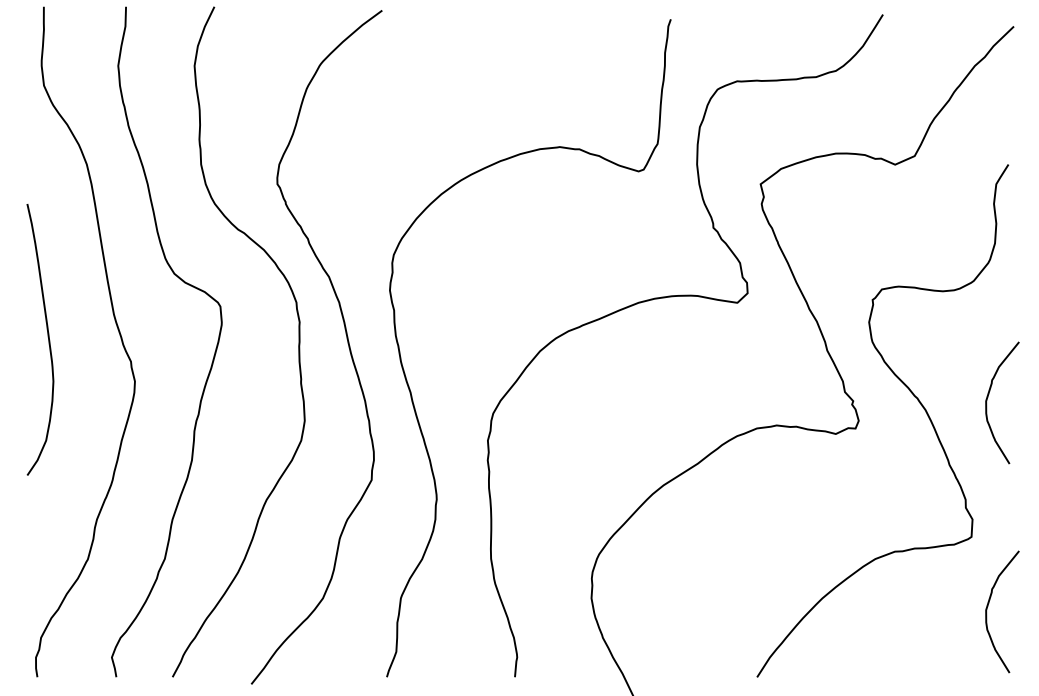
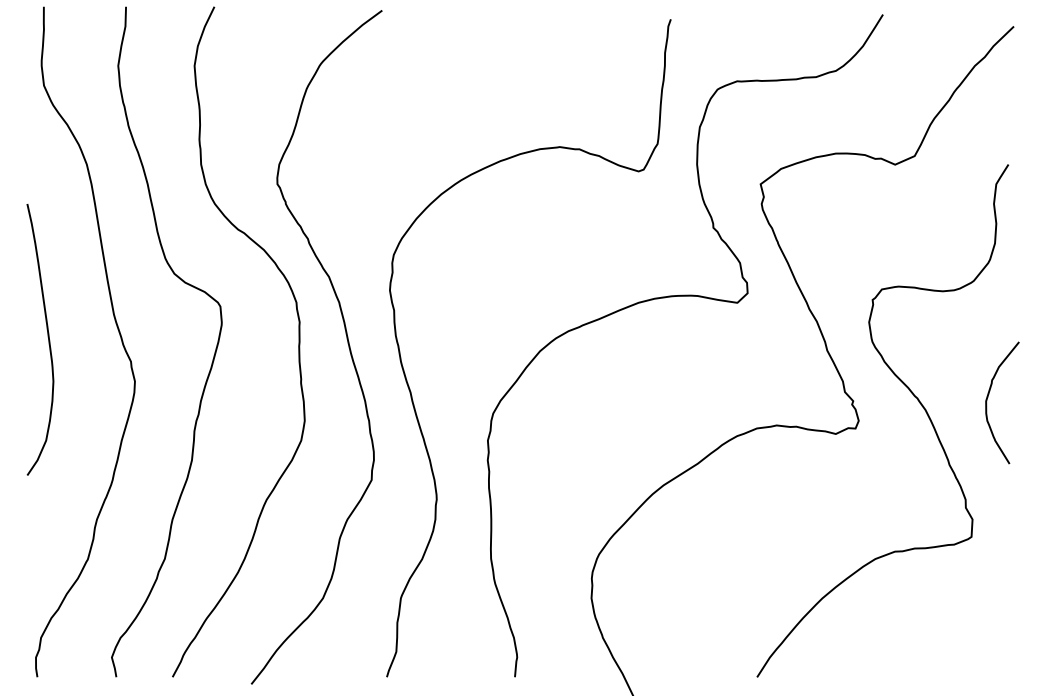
curve: present -> none (988, 606)
